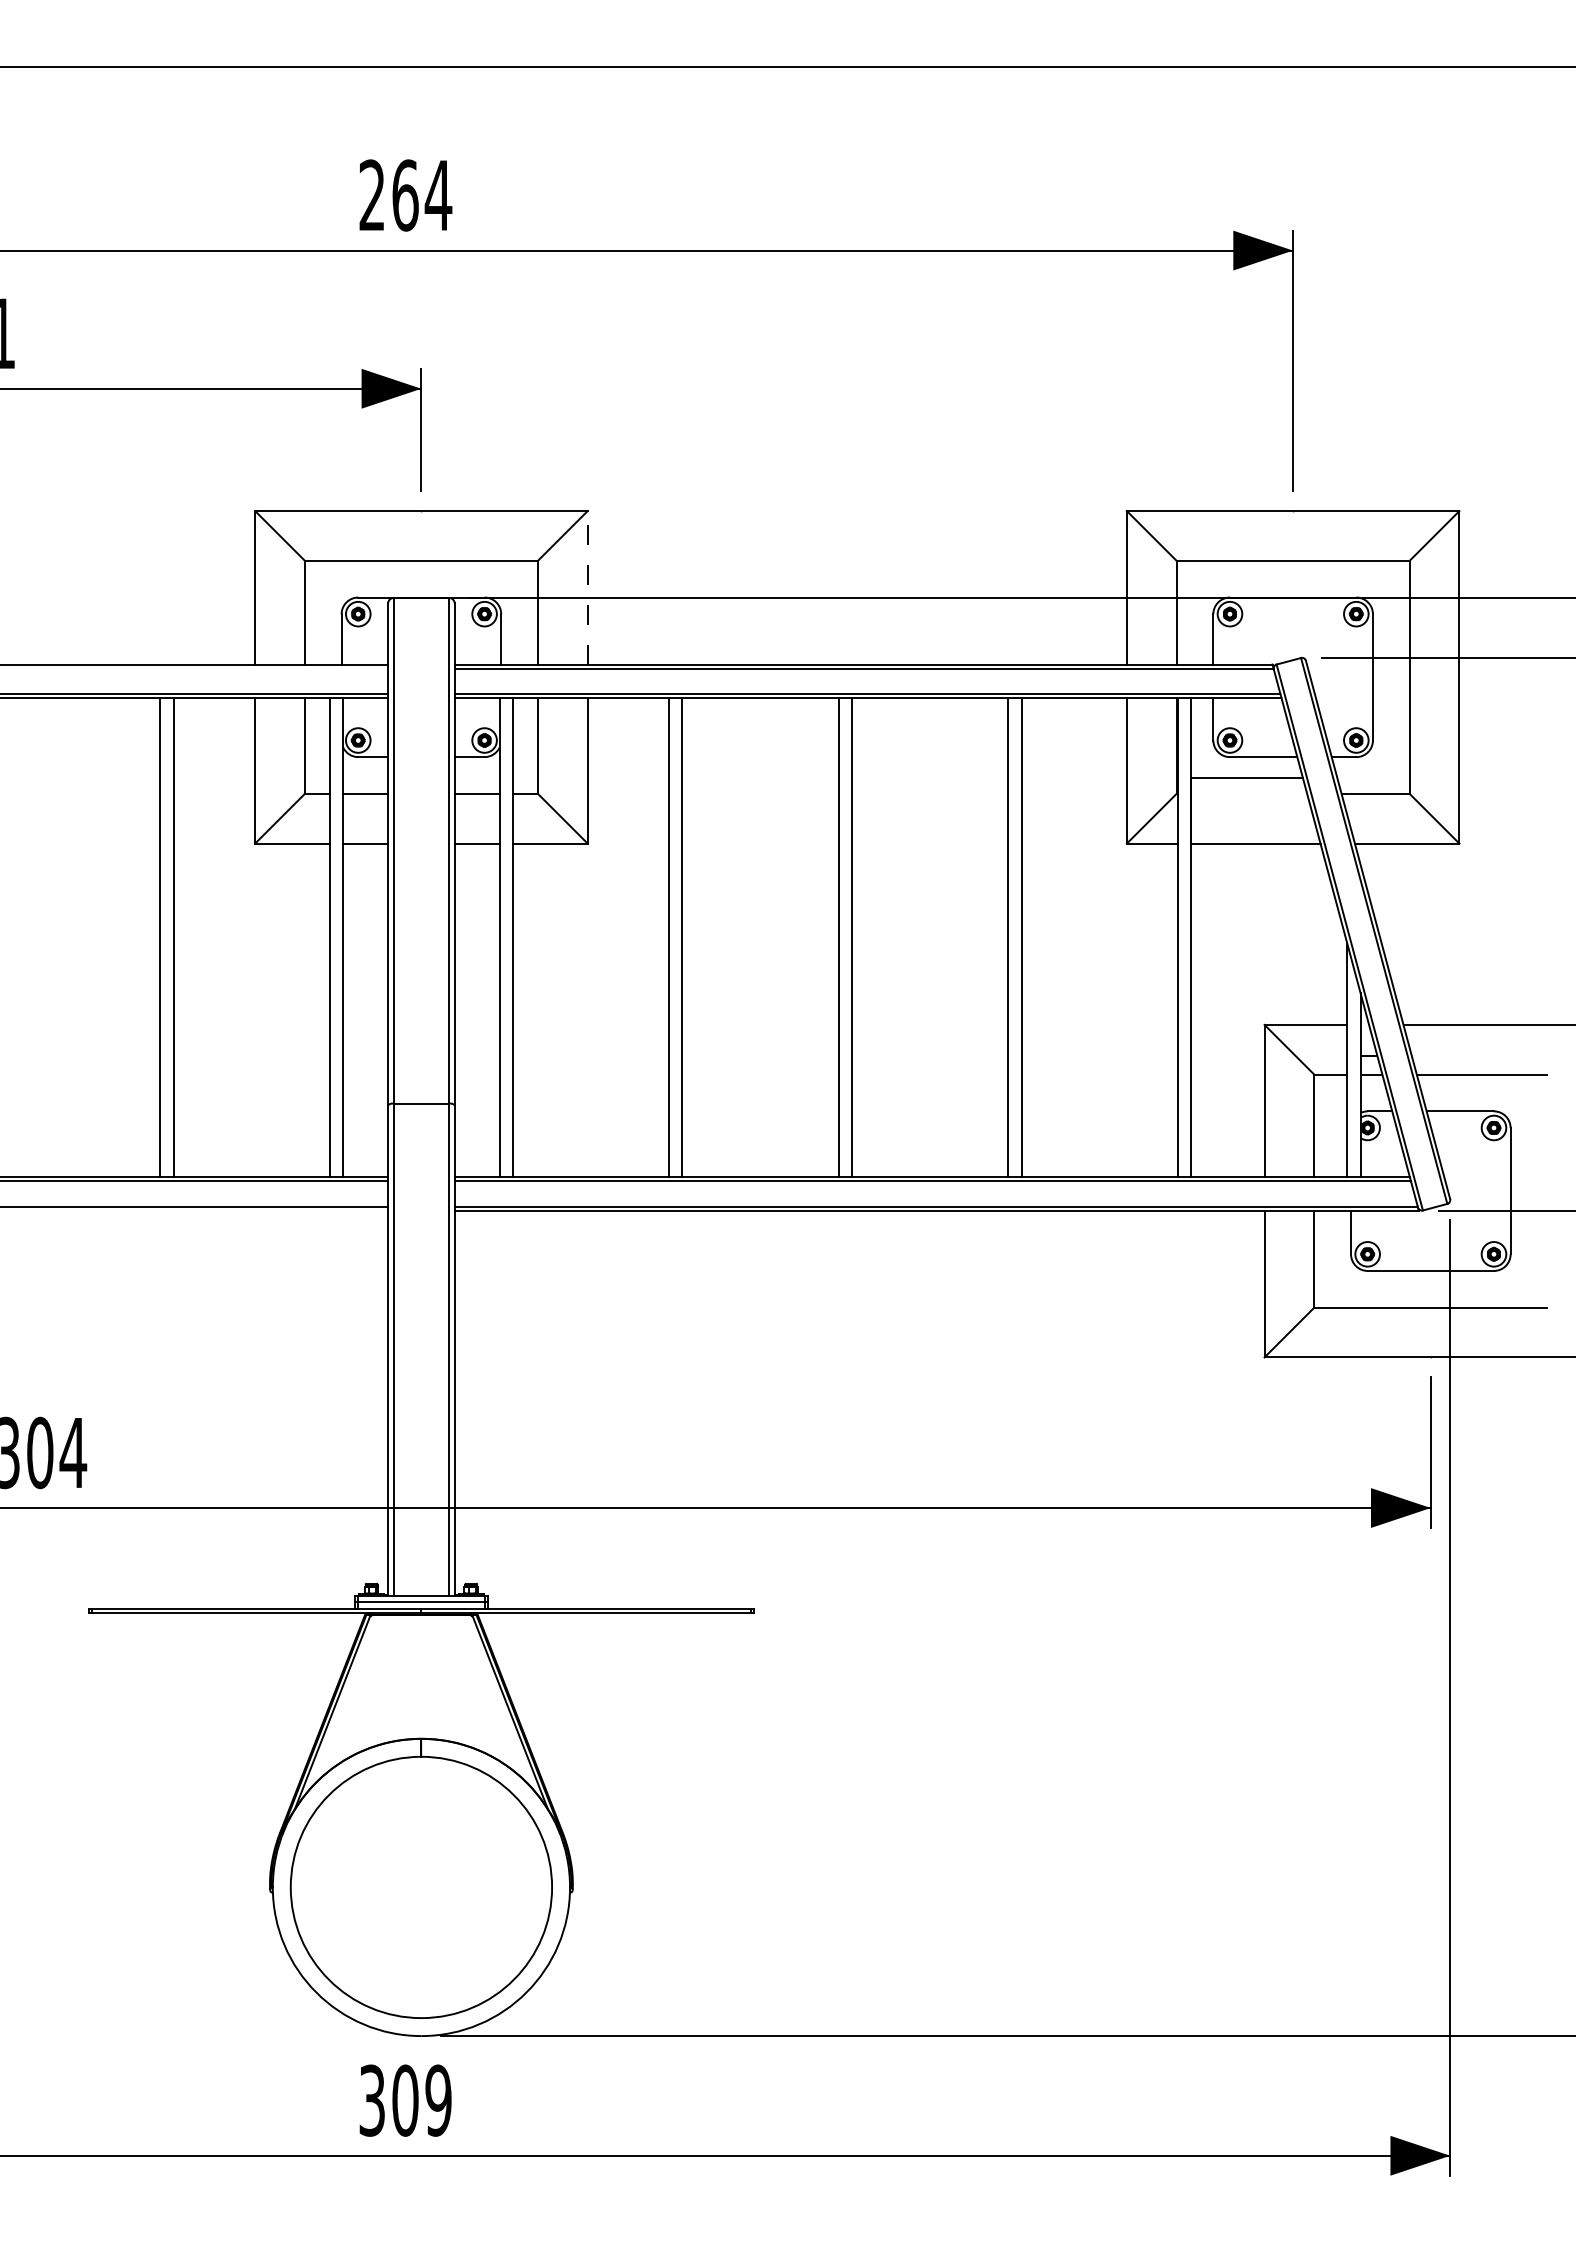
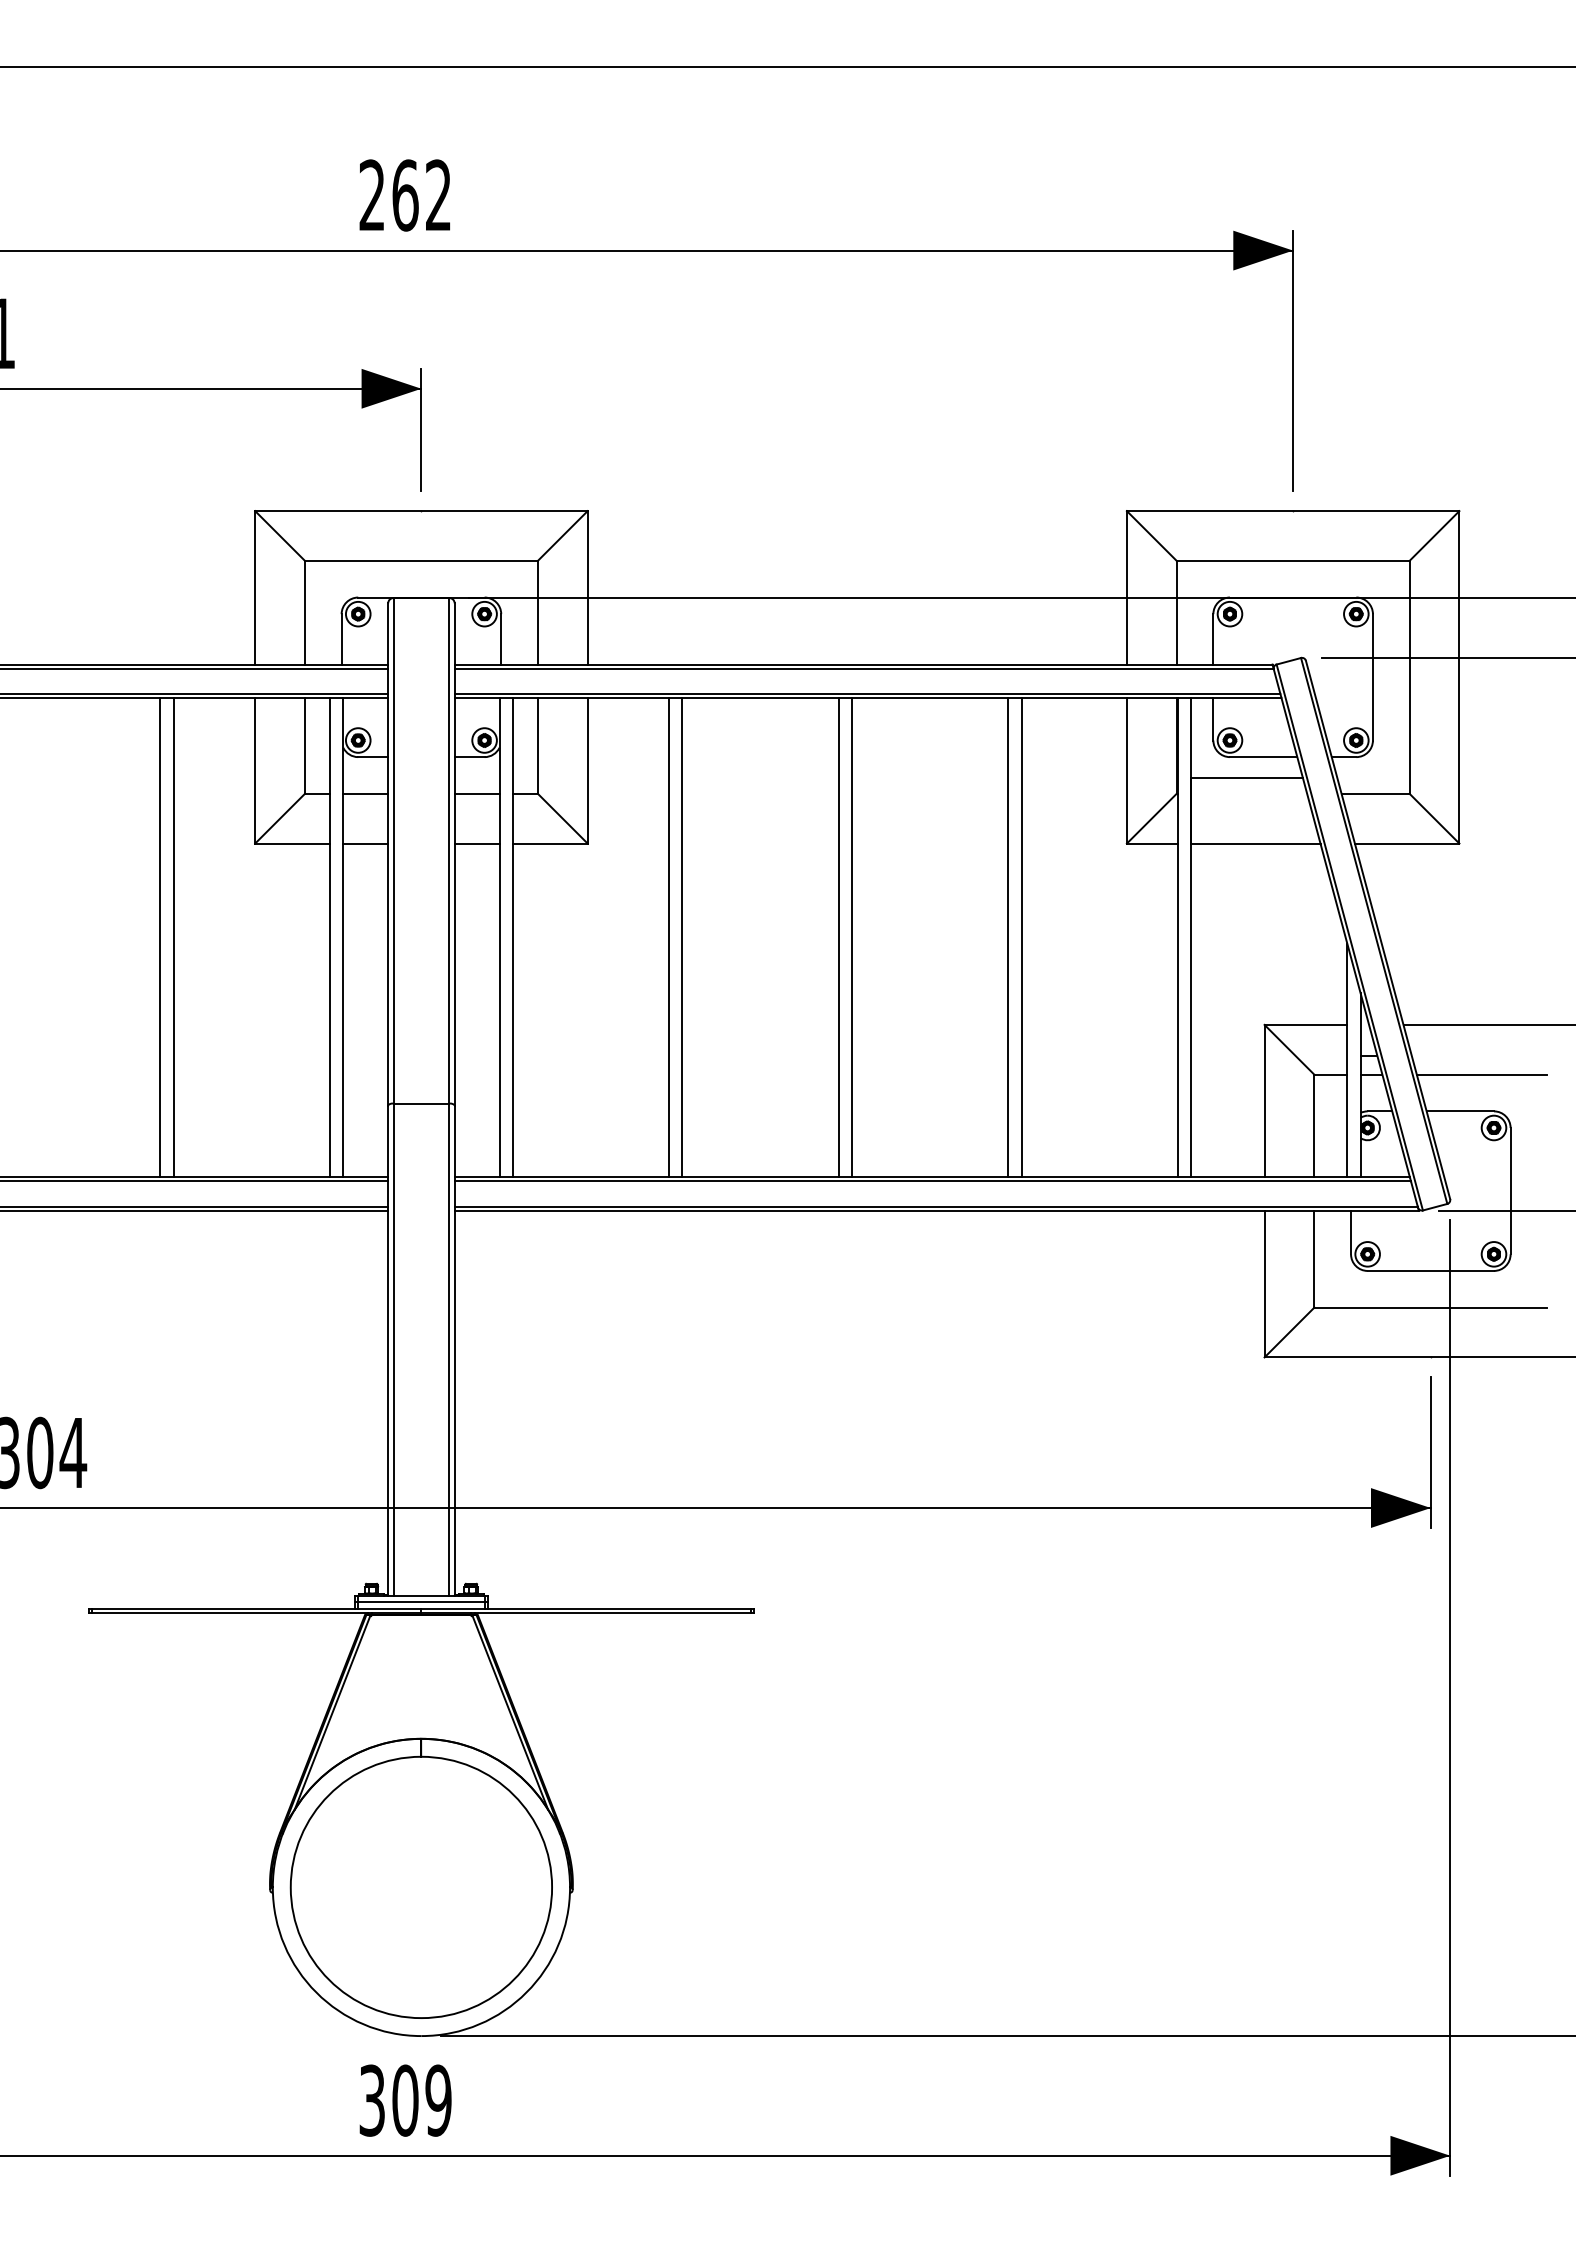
text: 264 -> 262 (438, 194)
line: dashed -> solid (587, 587)
line: none -> present (195, 668)
line: none -> present (195, 1210)
